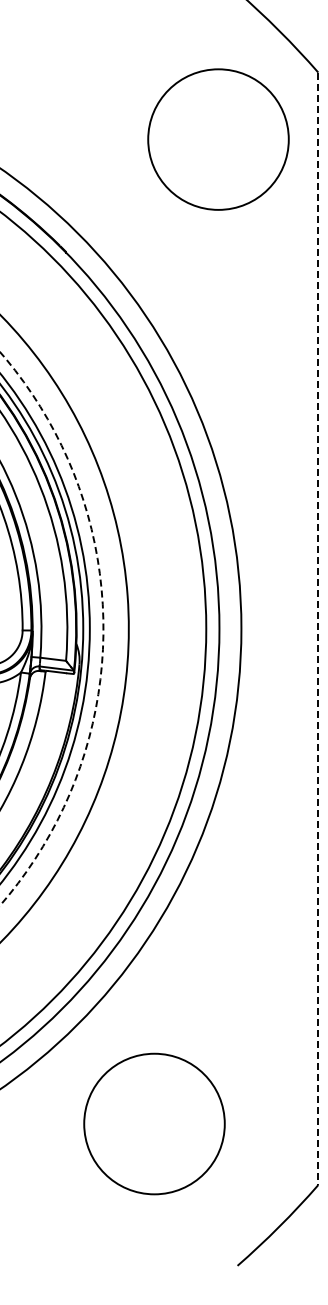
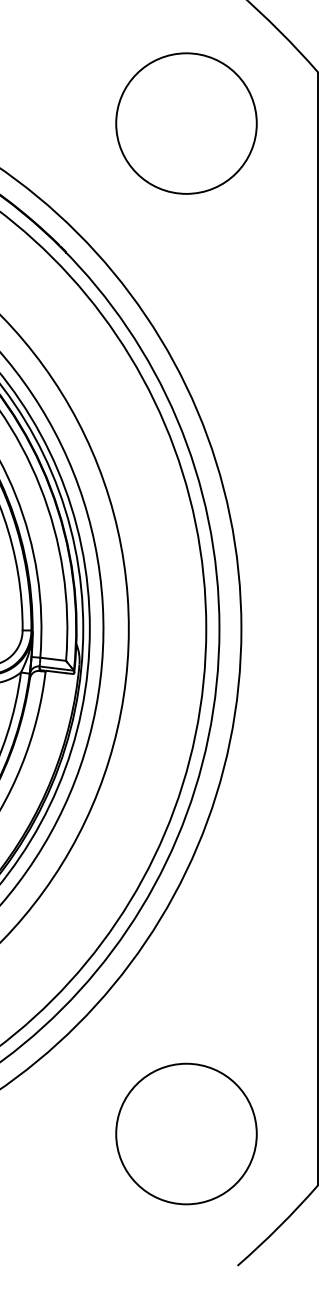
circle position: (218, 139) -> (186, 123) (186, 123)
arc: dashed -> solid (103, 627)
line: dashed -> solid (318, 629)
circle position: (154, 1123) -> (186, 1133) (186, 1133)
